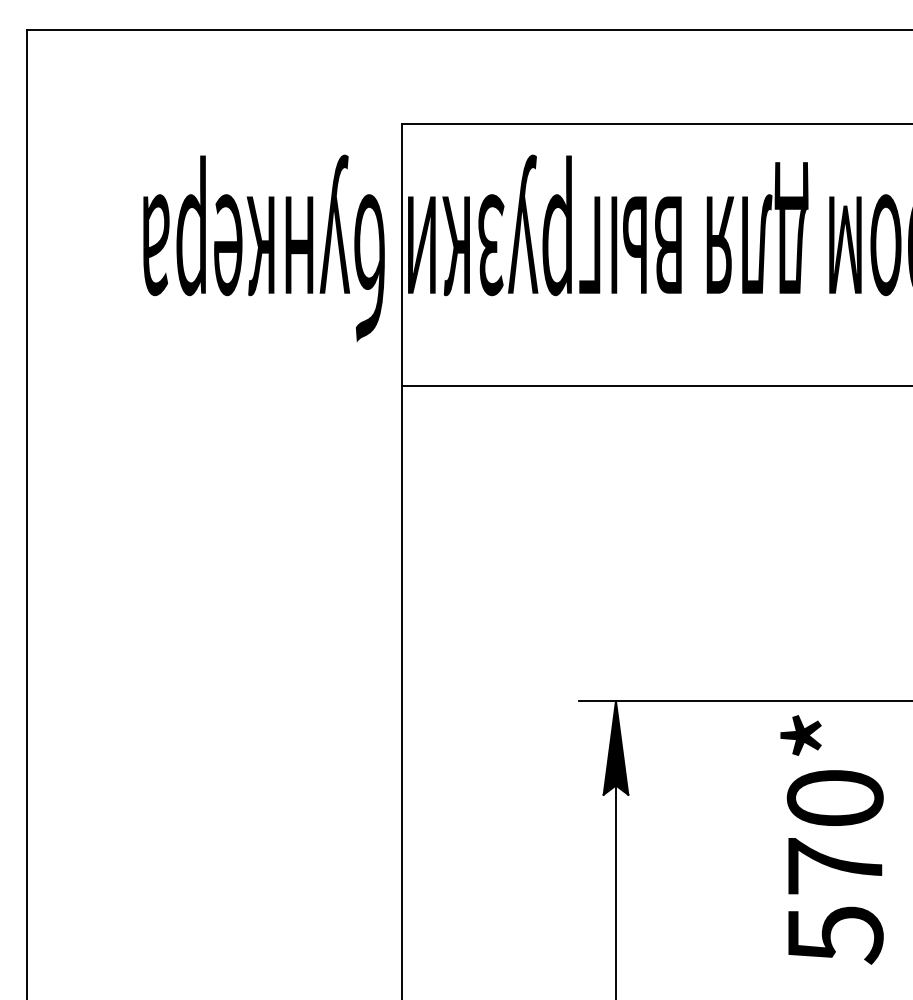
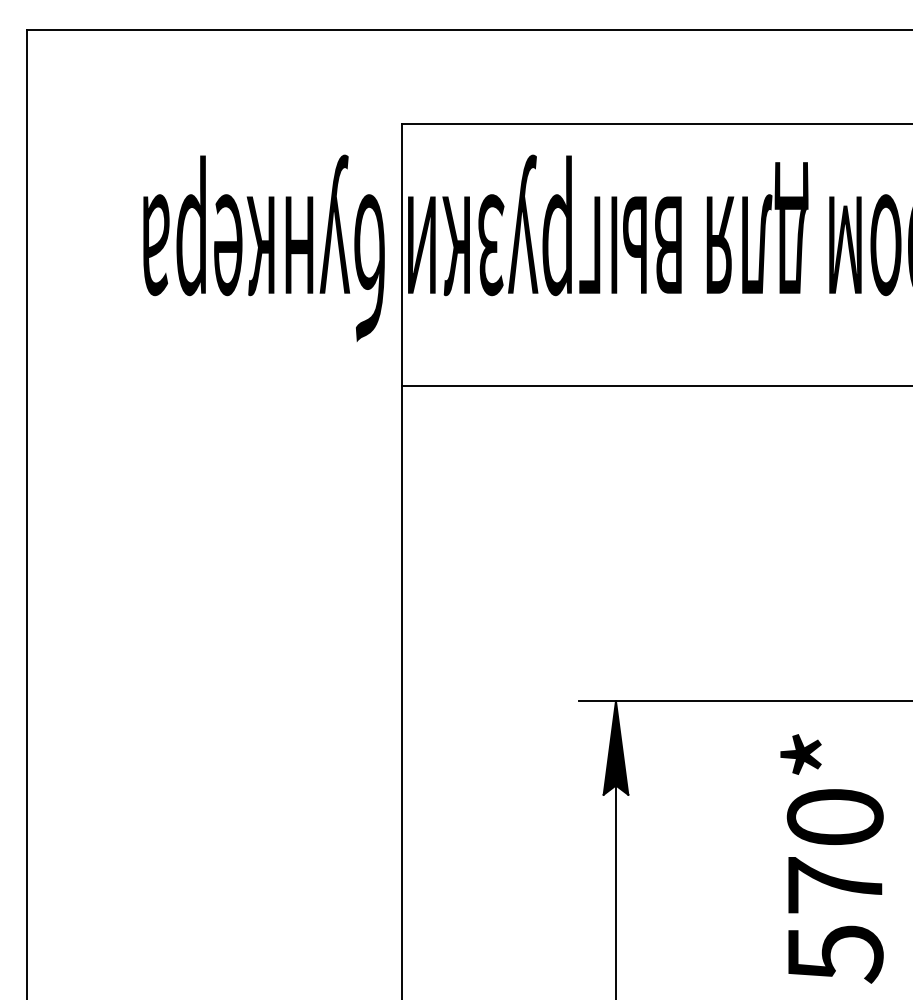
text position: (831, 839) -> (831, 858) (831, 858)
